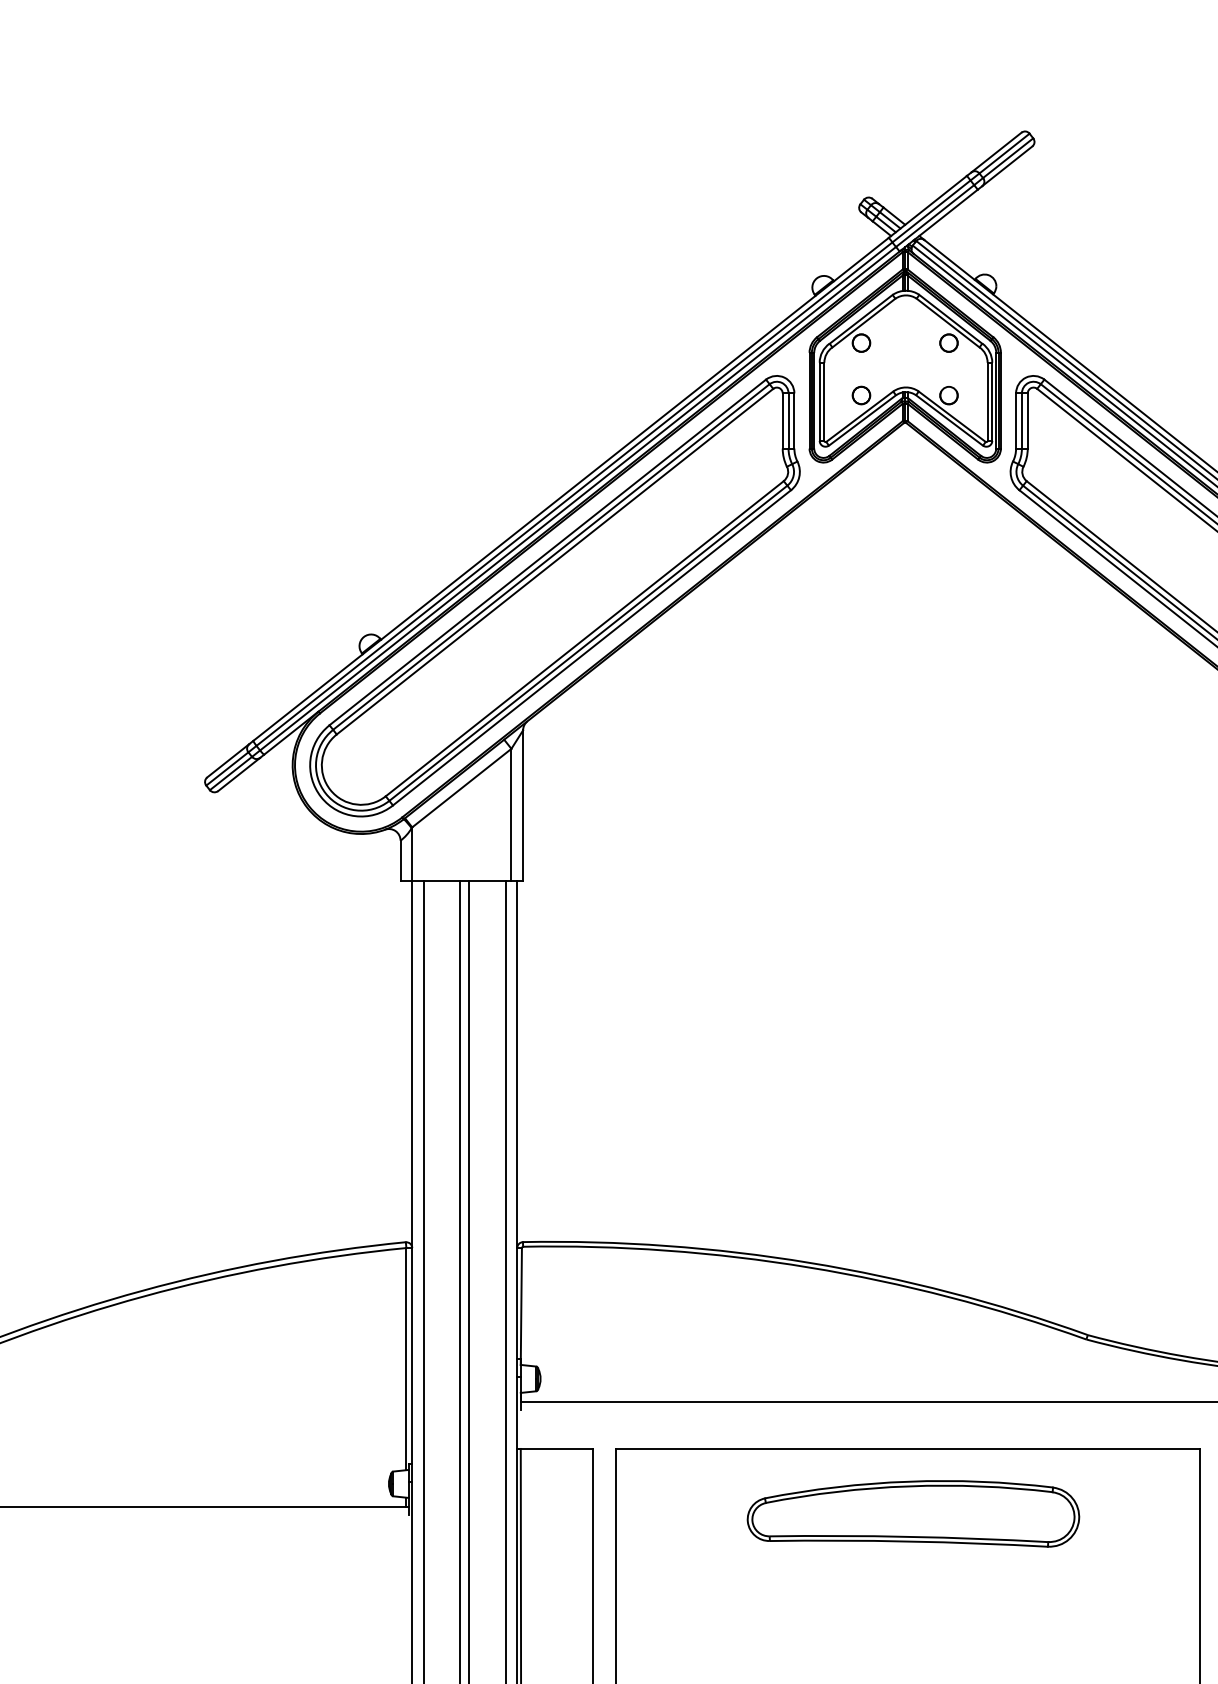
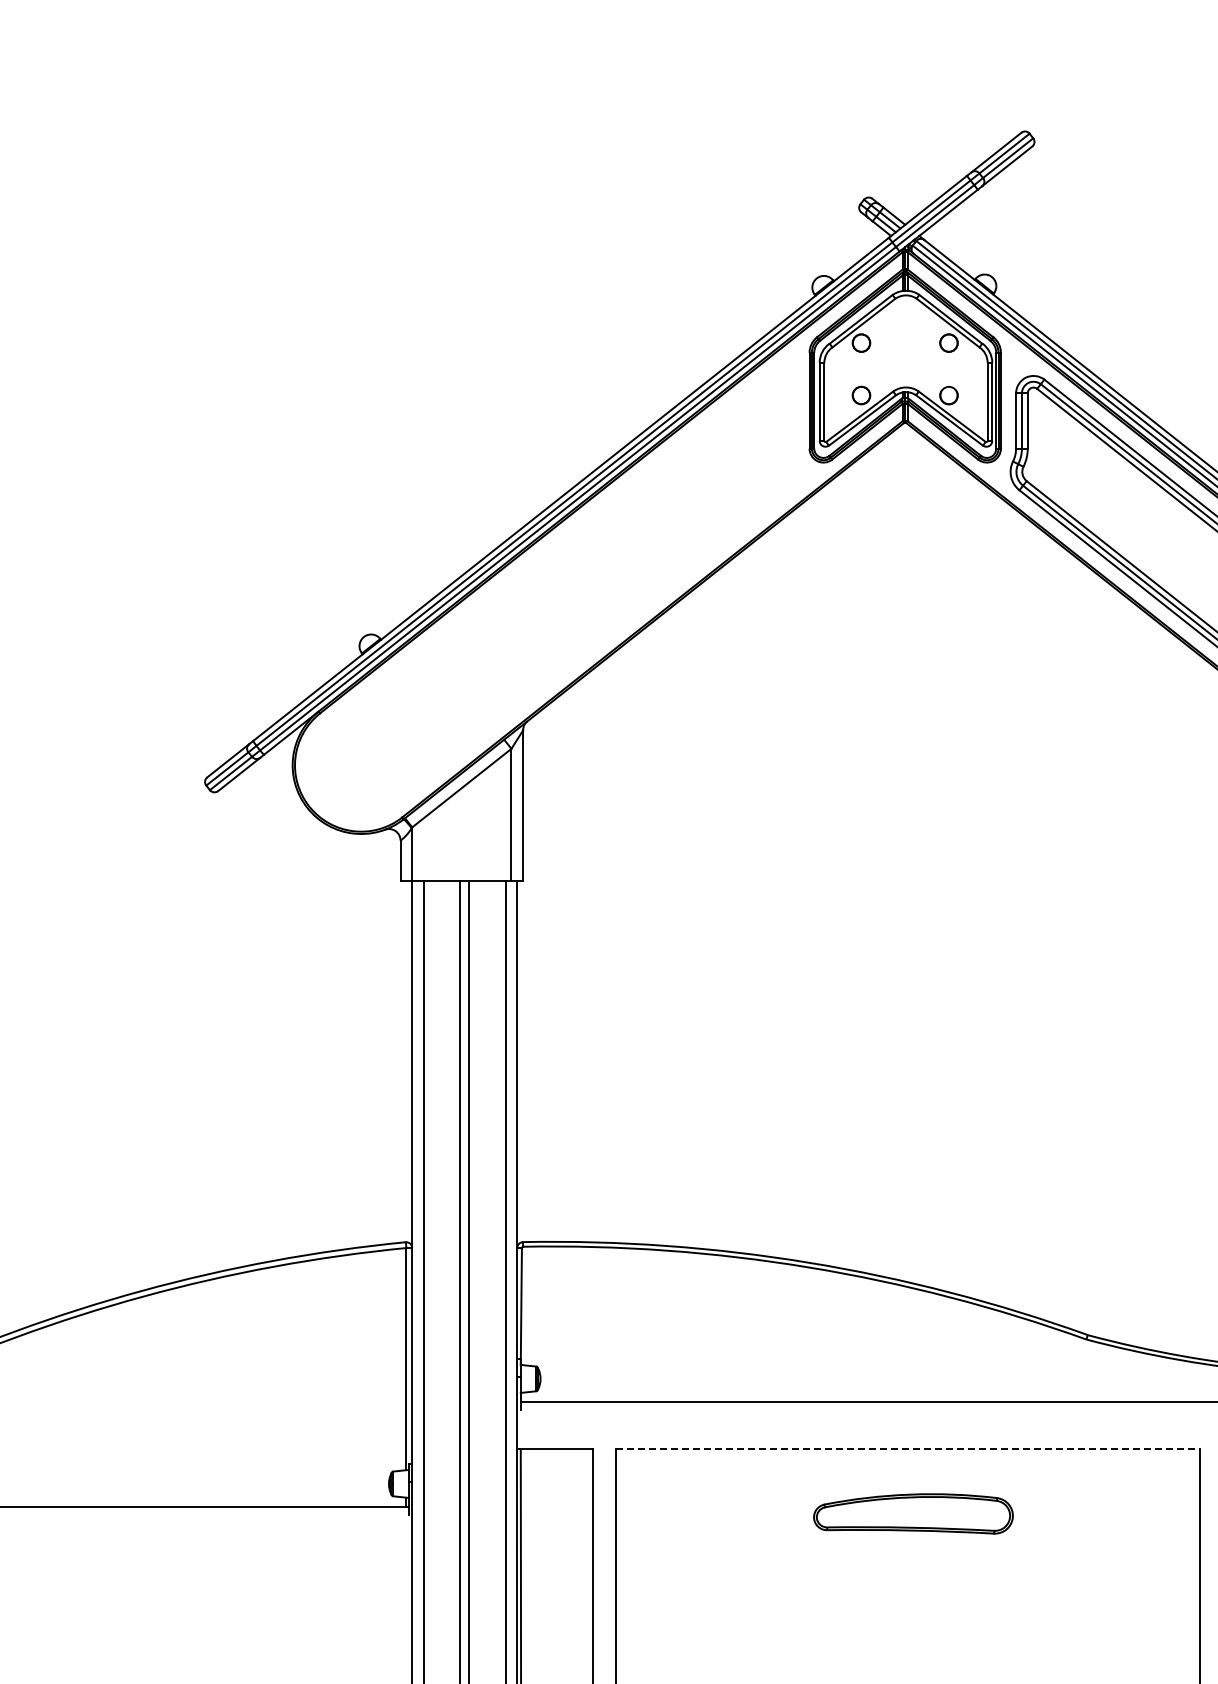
part: present -> none (554, 596)
line: solid -> dashed (908, 1448)
part size: 335x68 px -> 201x42 px (913, 1513)
